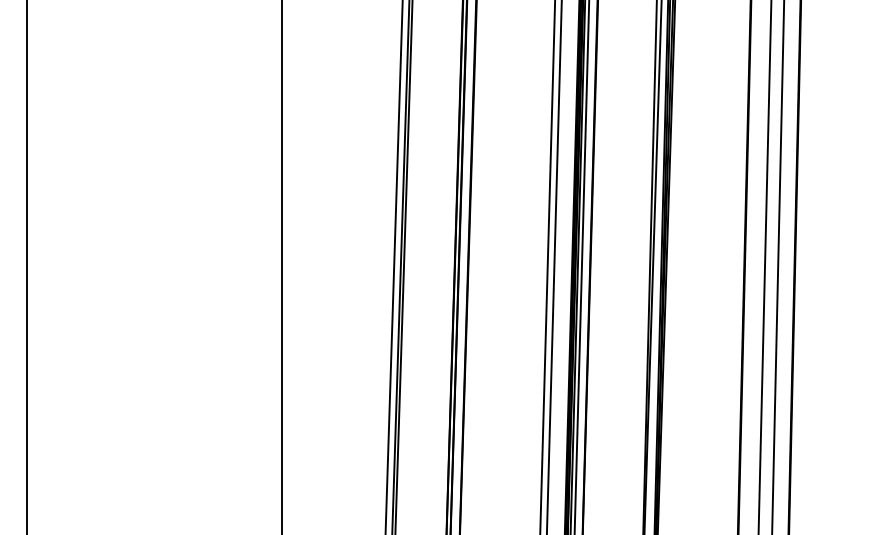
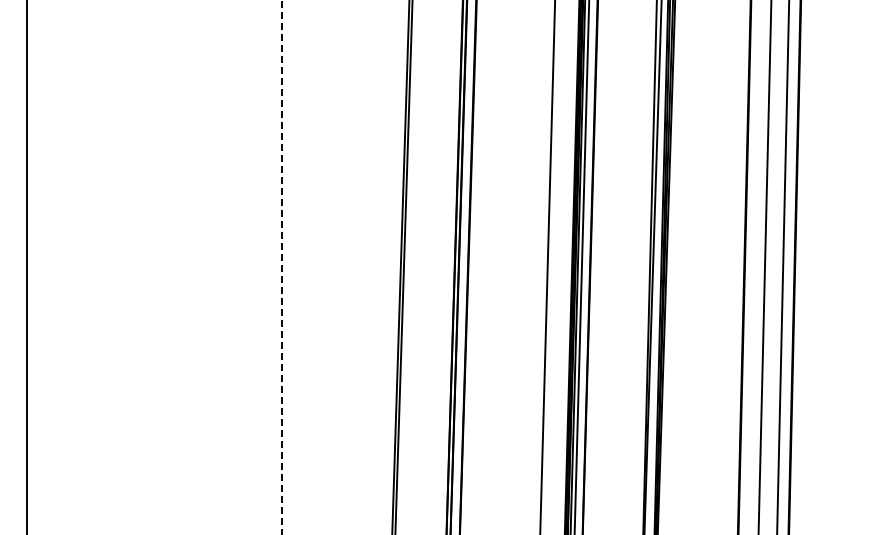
line: present -> none (393, 266)
line: present -> none (553, 266)
line position: (778, 266) -> (783, 266) (783, 266)
line: solid -> dashed (282, 267)
